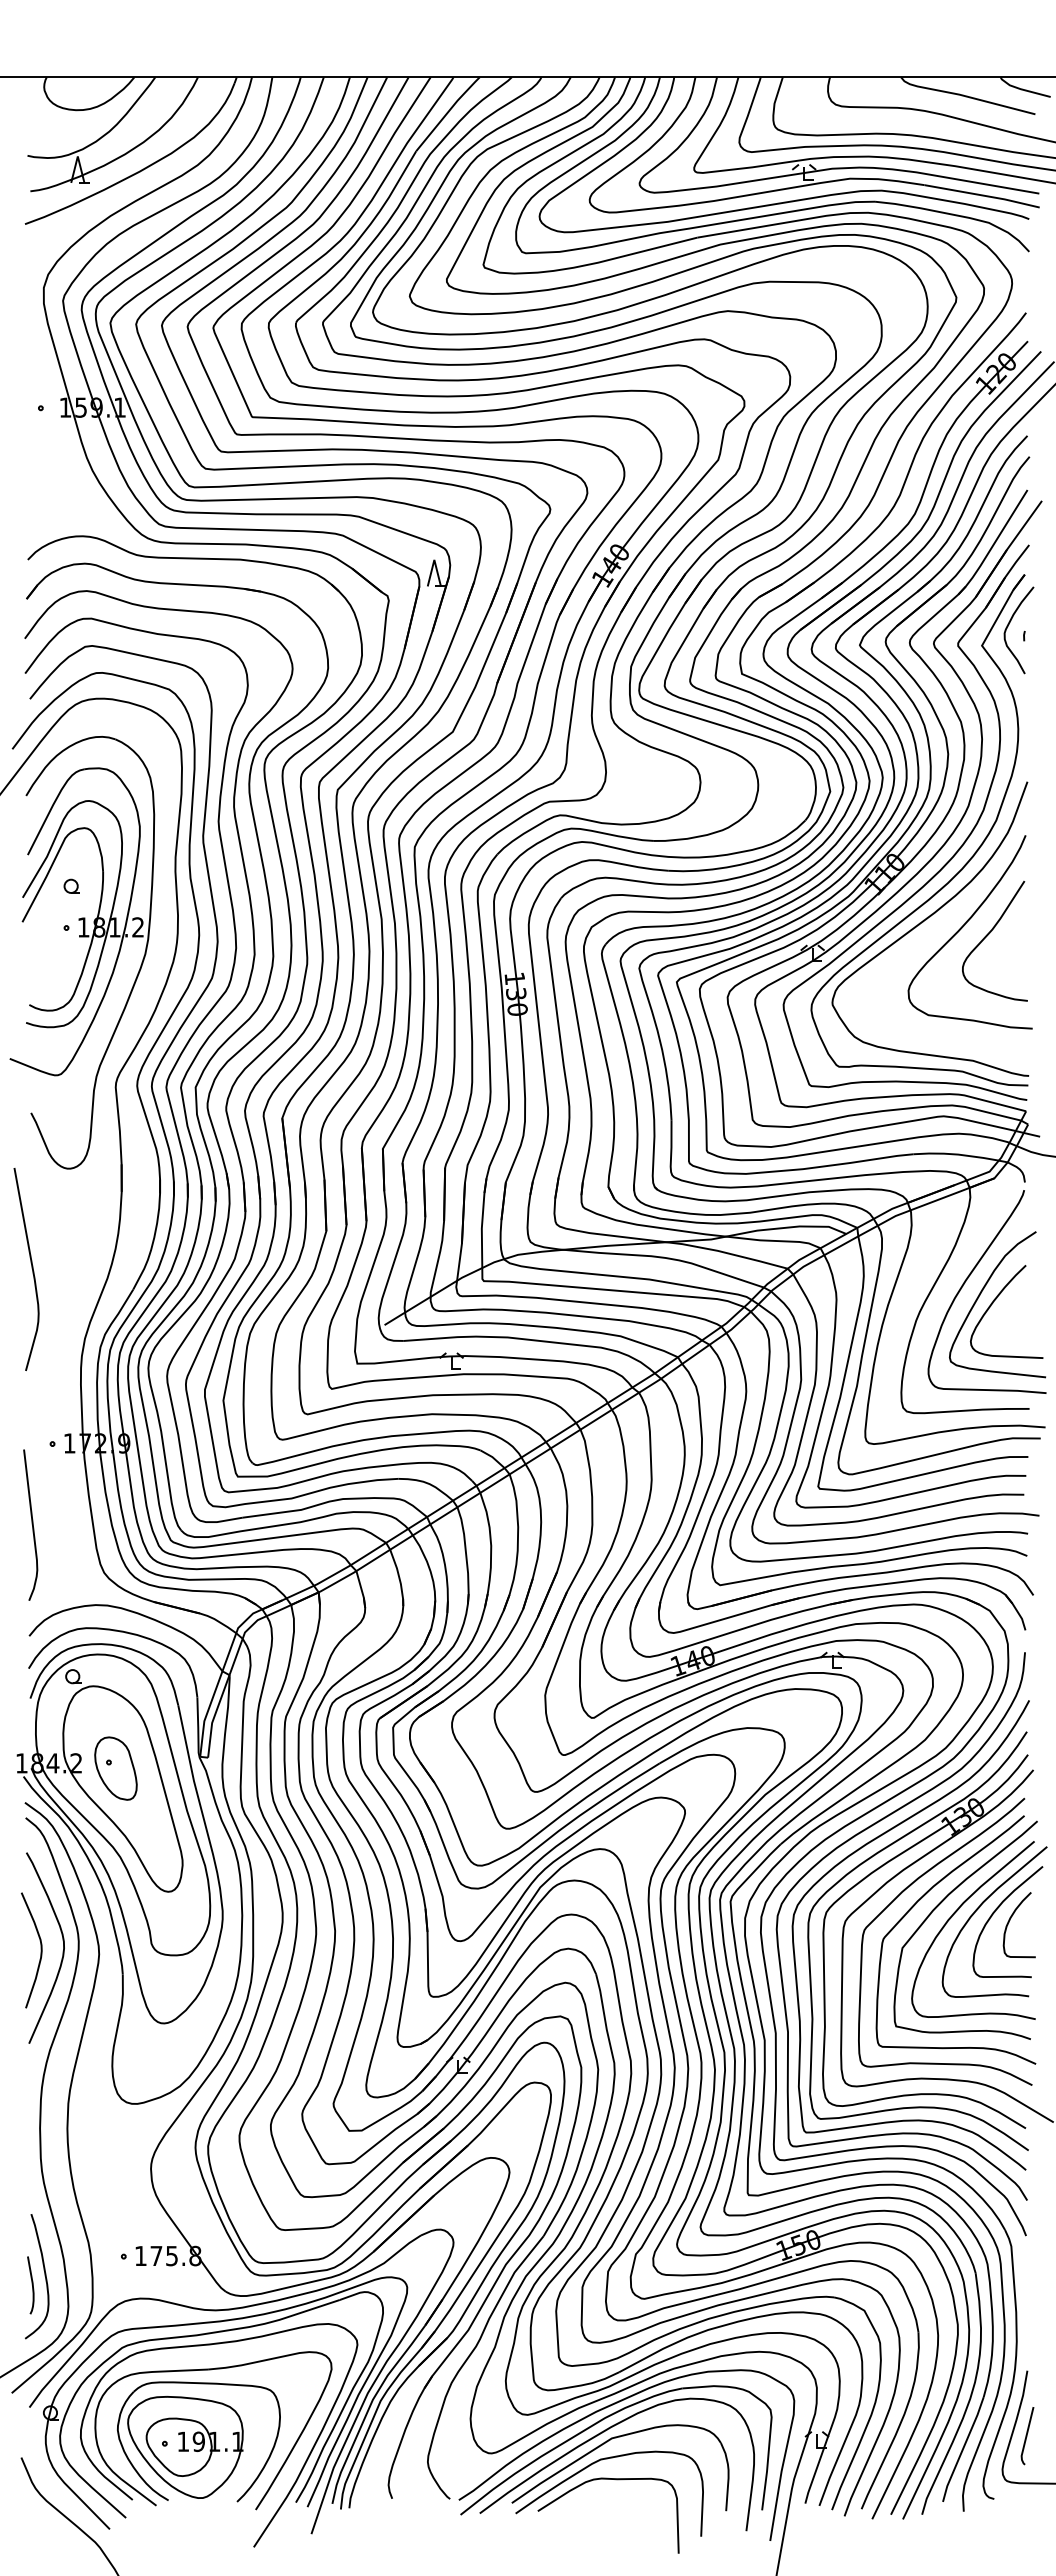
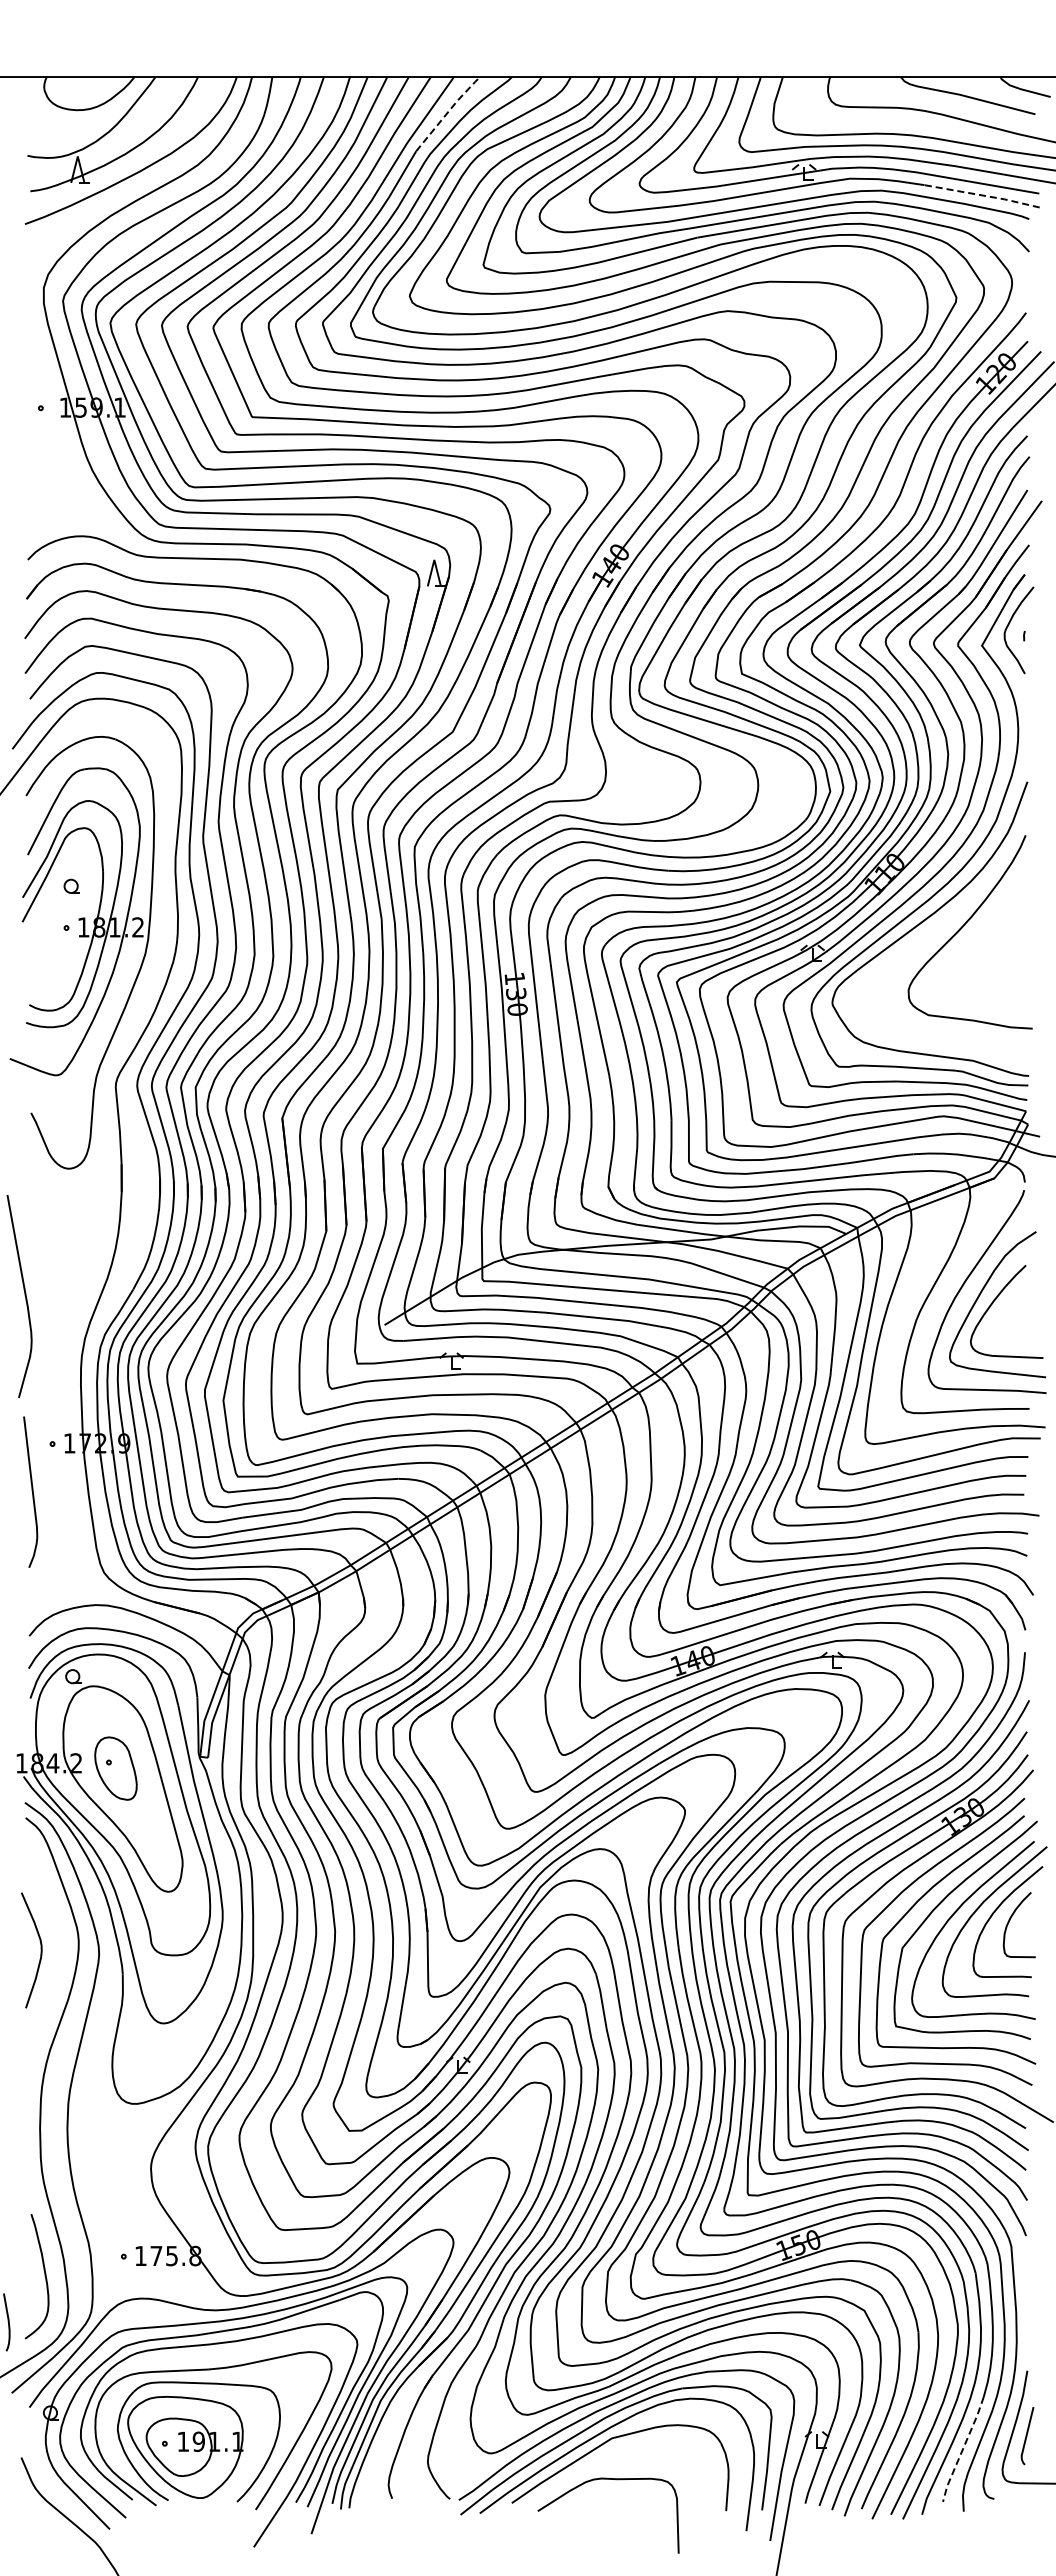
line: solid -> dashed (448, 112)
line: solid -> dashed (982, 195)
curve: present -> none (989, 934)
curve position: (31, 1268) -> (24, 1295) (24, 1295)
curve position: (31, 1524) -> (31, 1491) (31, 1491)
curve: present -> none (62, 1951)
curve position: (31, 2284) -> (7, 2321) (7, 2321)
line: solid -> dashed (962, 2449)
curve: present -> none (595, 2463)
